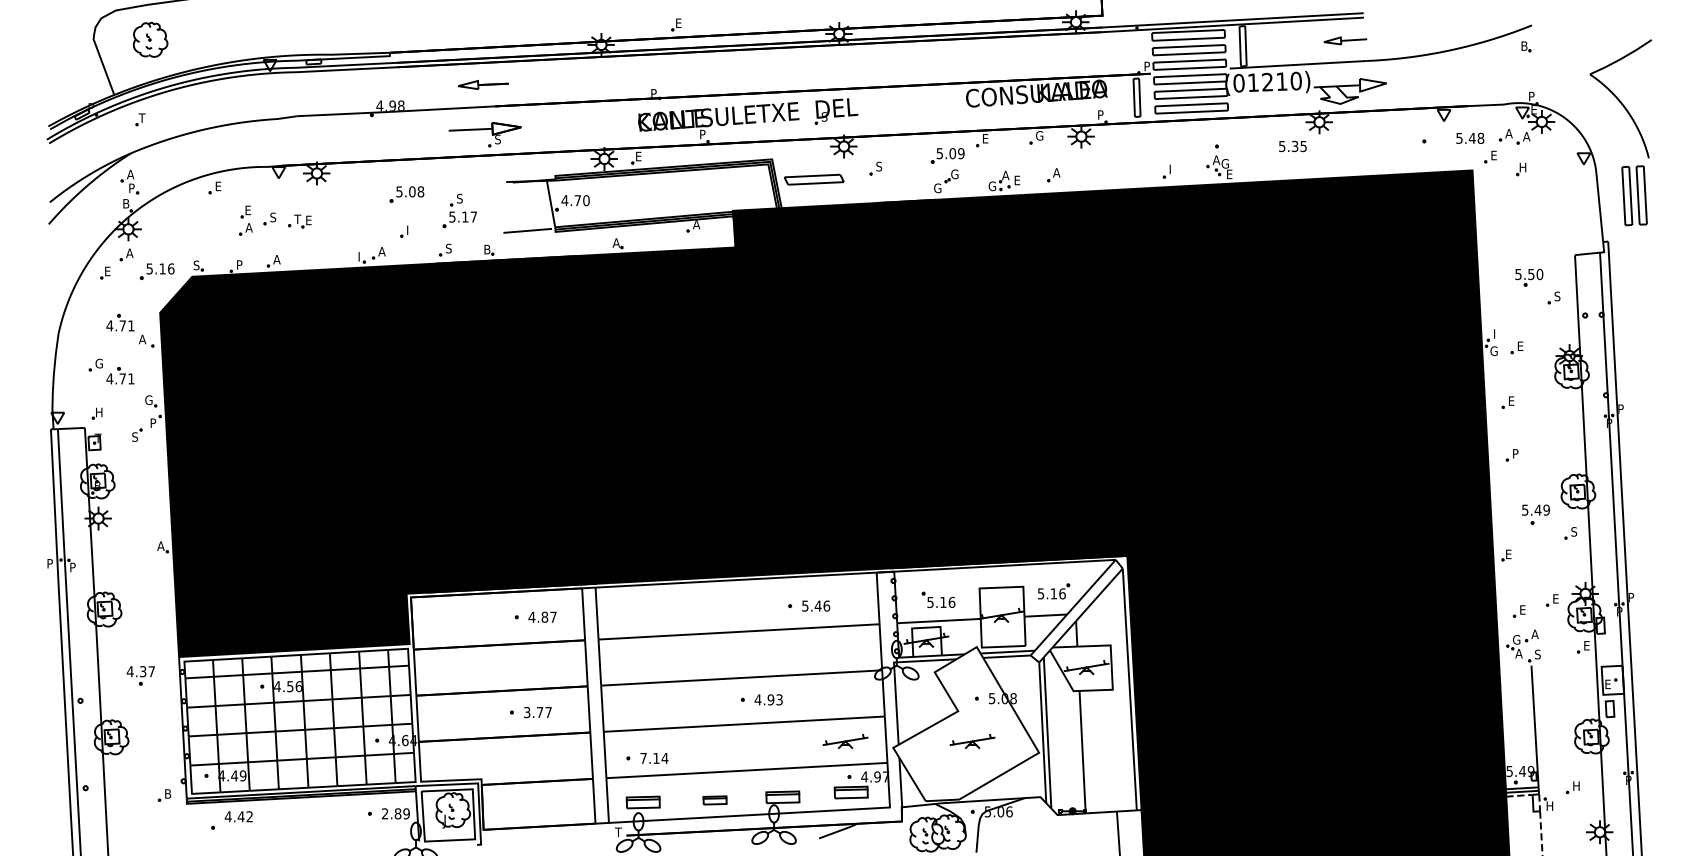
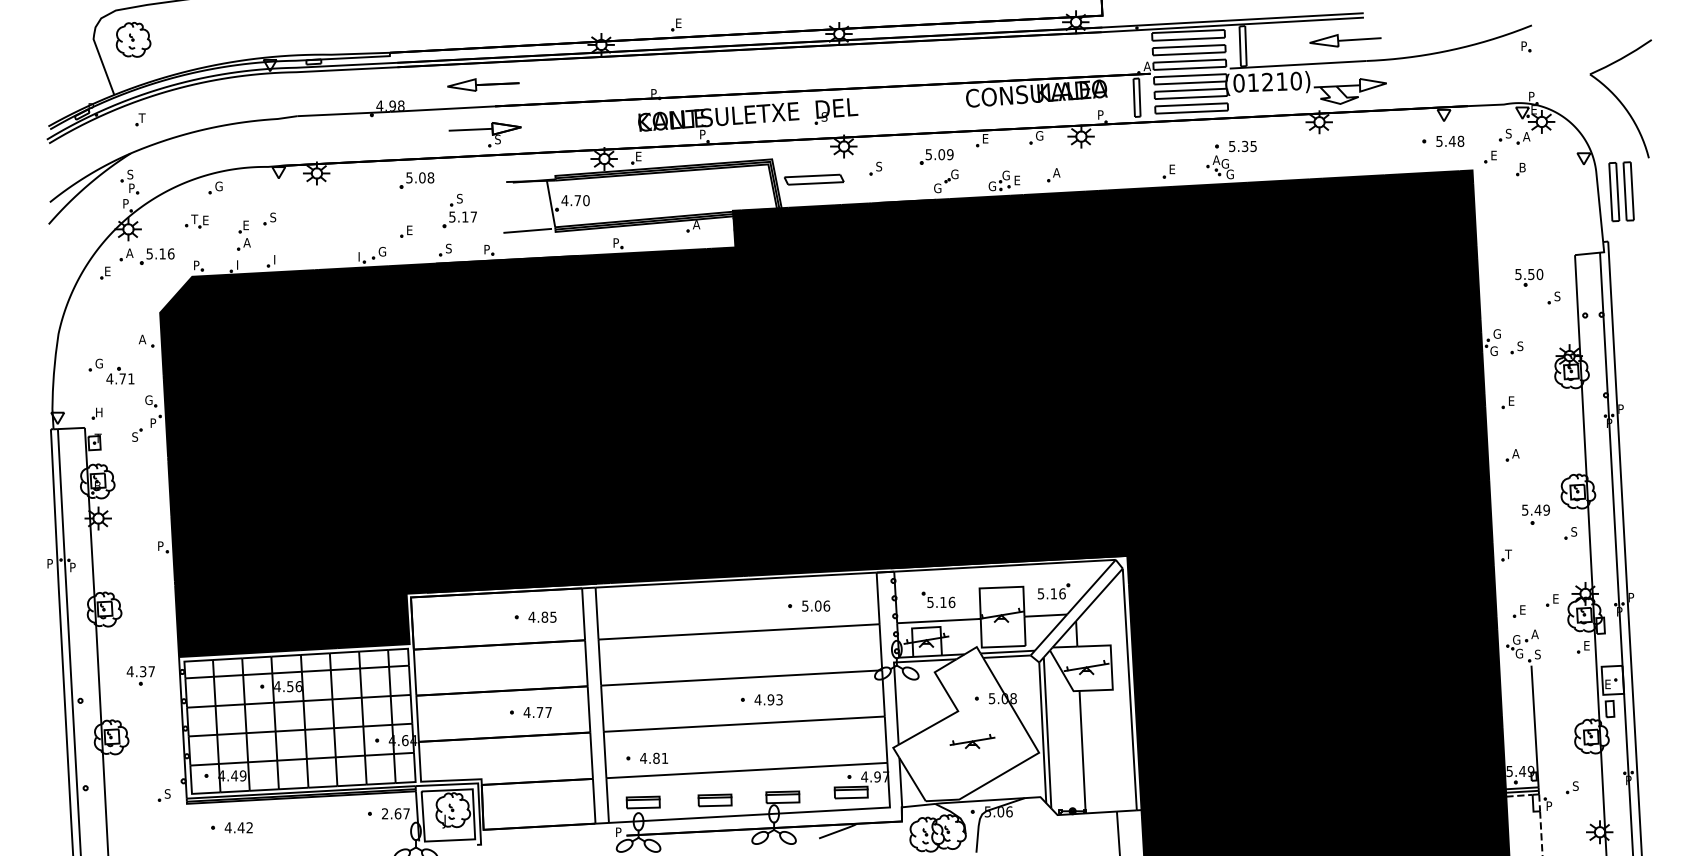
part position: (150, 39) -> (133, 39) (133, 39)
part size: 45x10 px -> 73x14 px (1345, 40)
text: B -> P (1524, 45)
text: P -> A (1146, 66)
part size: 51x11 px -> 73x14 px (483, 84)
text: A -> S (1508, 133)
text position: (1470, 137) -> (1450, 140) (1450, 140)
text position: (1292, 146) -> (1242, 146) (1242, 146)
part position: (947, 155) -> (936, 156) (936, 156)
text: H -> B (1523, 167)
text: I -> E (1172, 169)
text: A -> S (130, 174)
text: E -> G (1229, 174)
text: A -> G (1005, 175)
text: E -> G (218, 186)
part position: (406, 194) -> (416, 180) (416, 180)
part position: (1634, 195) -> (1621, 191) (1621, 191)
text: B -> P (126, 203)
part position: (245, 220) -> (243, 235) (243, 235)
part position: (299, 221) -> (196, 221) (196, 221)
text: I -> E (410, 230)
text: A -> P (615, 242)
text: B -> P (487, 249)
text: A -> G (382, 251)
text: A -> I (276, 259)
text: P -> I (240, 262)
text: S -> P (196, 265)
part position: (156, 271) -> (156, 256) (156, 256)
part: present -> none (120, 322)
text: I -> G (1496, 333)
text: E -> S (1520, 346)
text: P -> A (1515, 453)
text: A -> P (160, 545)
text: E -> T (1508, 554)
text: 5.46 -> 5.06 (817, 605)
text: 4.87 -> 4.85 (553, 616)
text: A -> G (1519, 653)
text: 3.77 -> 4.77 (526, 712)
part: present -> none (845, 741)
text: 7.14 -> 4.81 (654, 757)
text: H -> S (1576, 785)
text: B -> S (167, 793)
part size: 26x11 px -> 36x15 px (714, 800)
text: H -> P (1550, 805)
text: 2.89 -> 2.67 (401, 813)
text position: (238, 816) -> (238, 827) (238, 827)
text: T -> P (618, 831)
